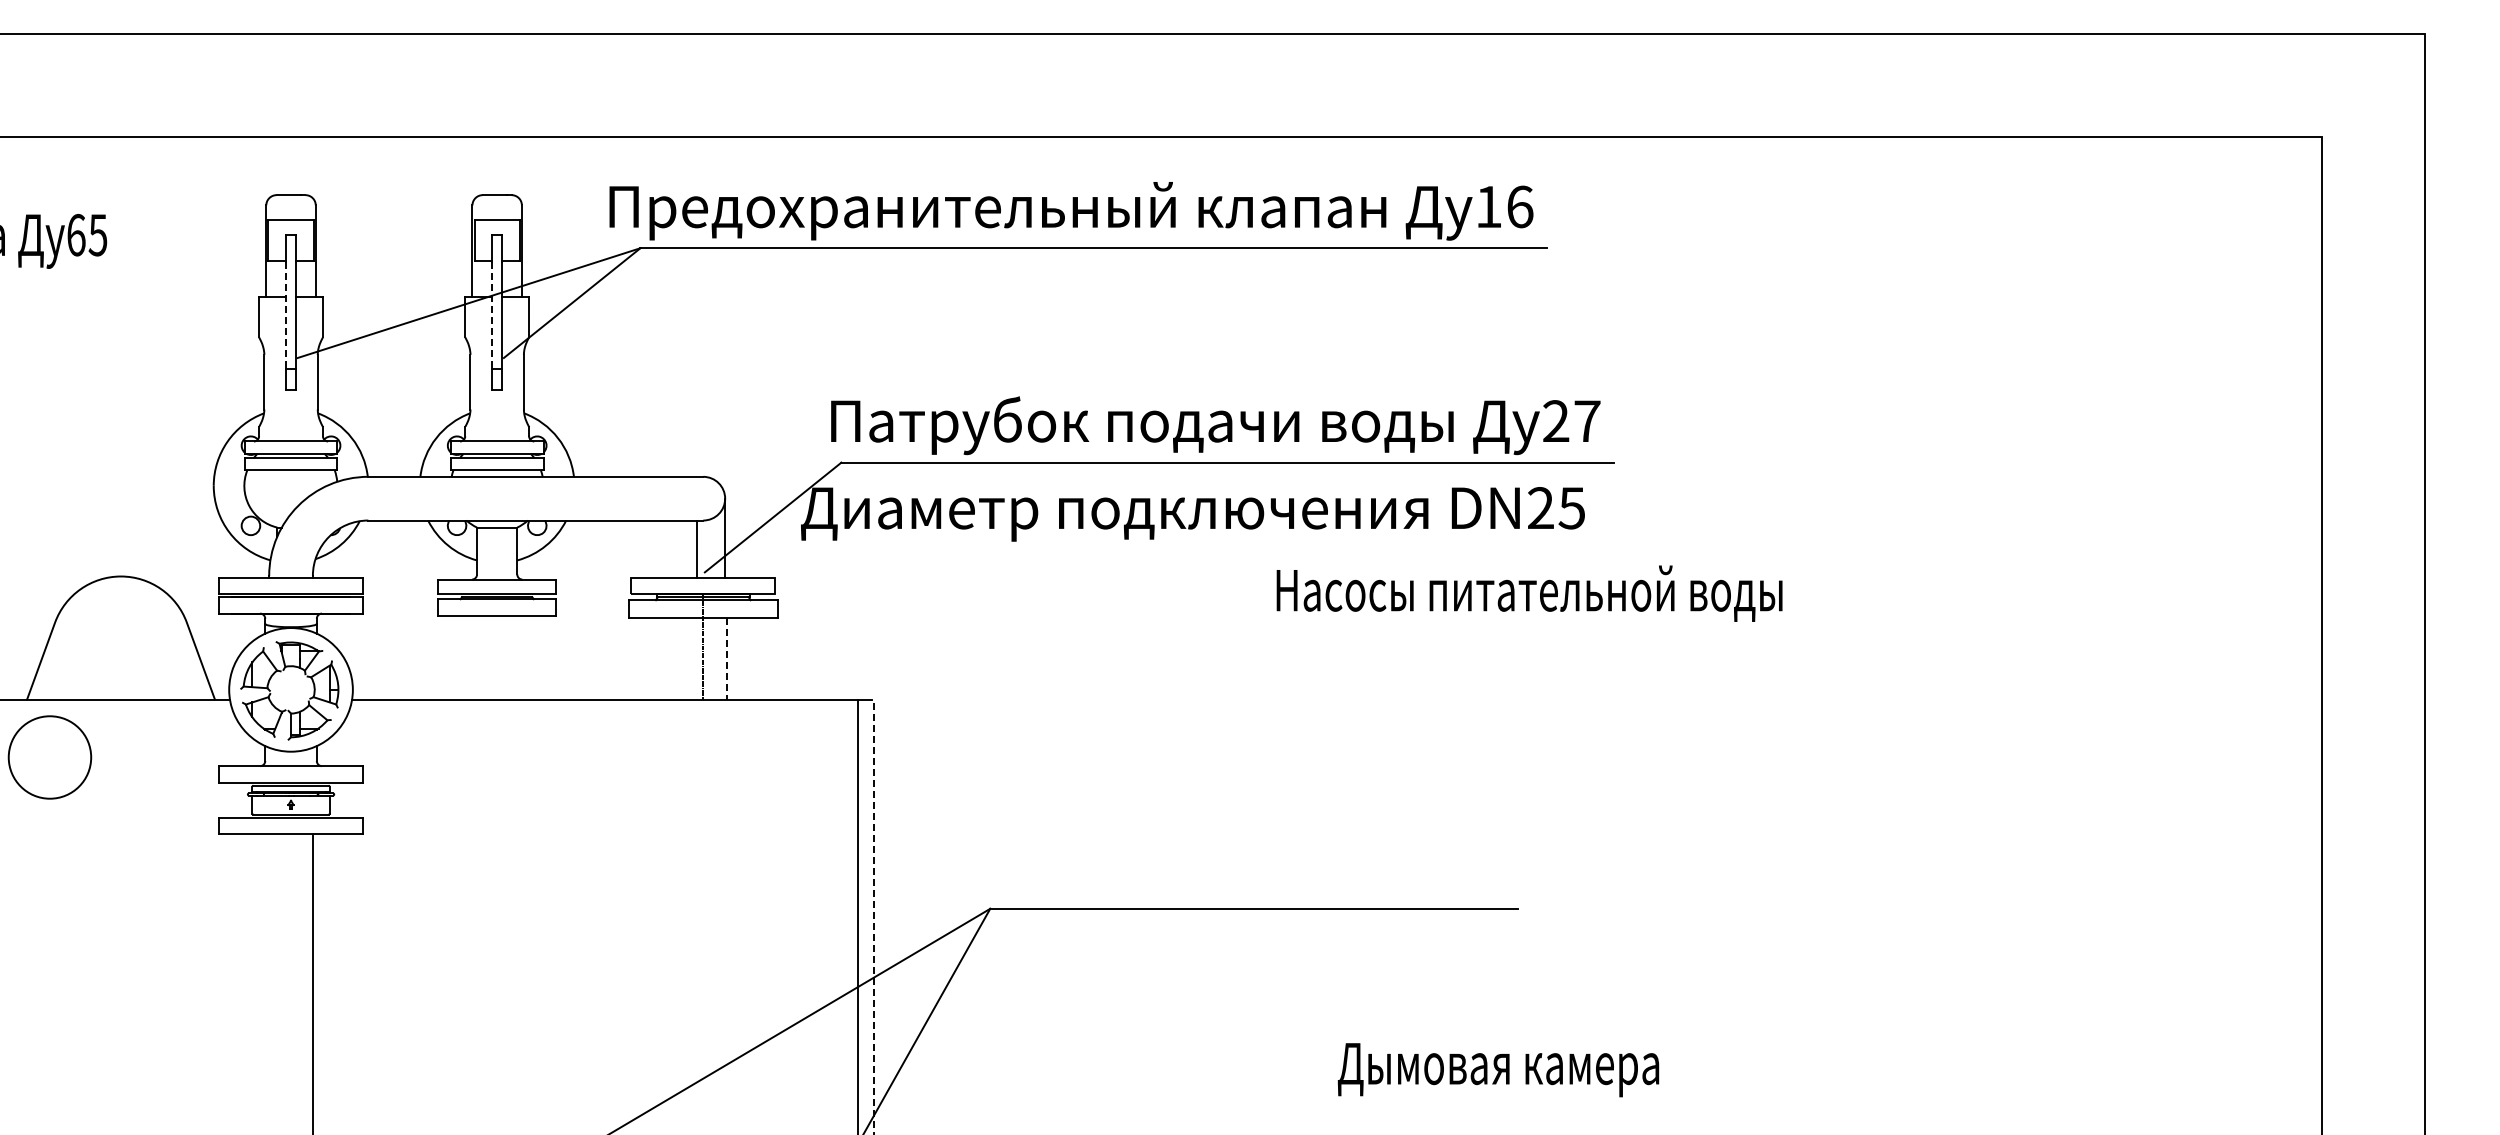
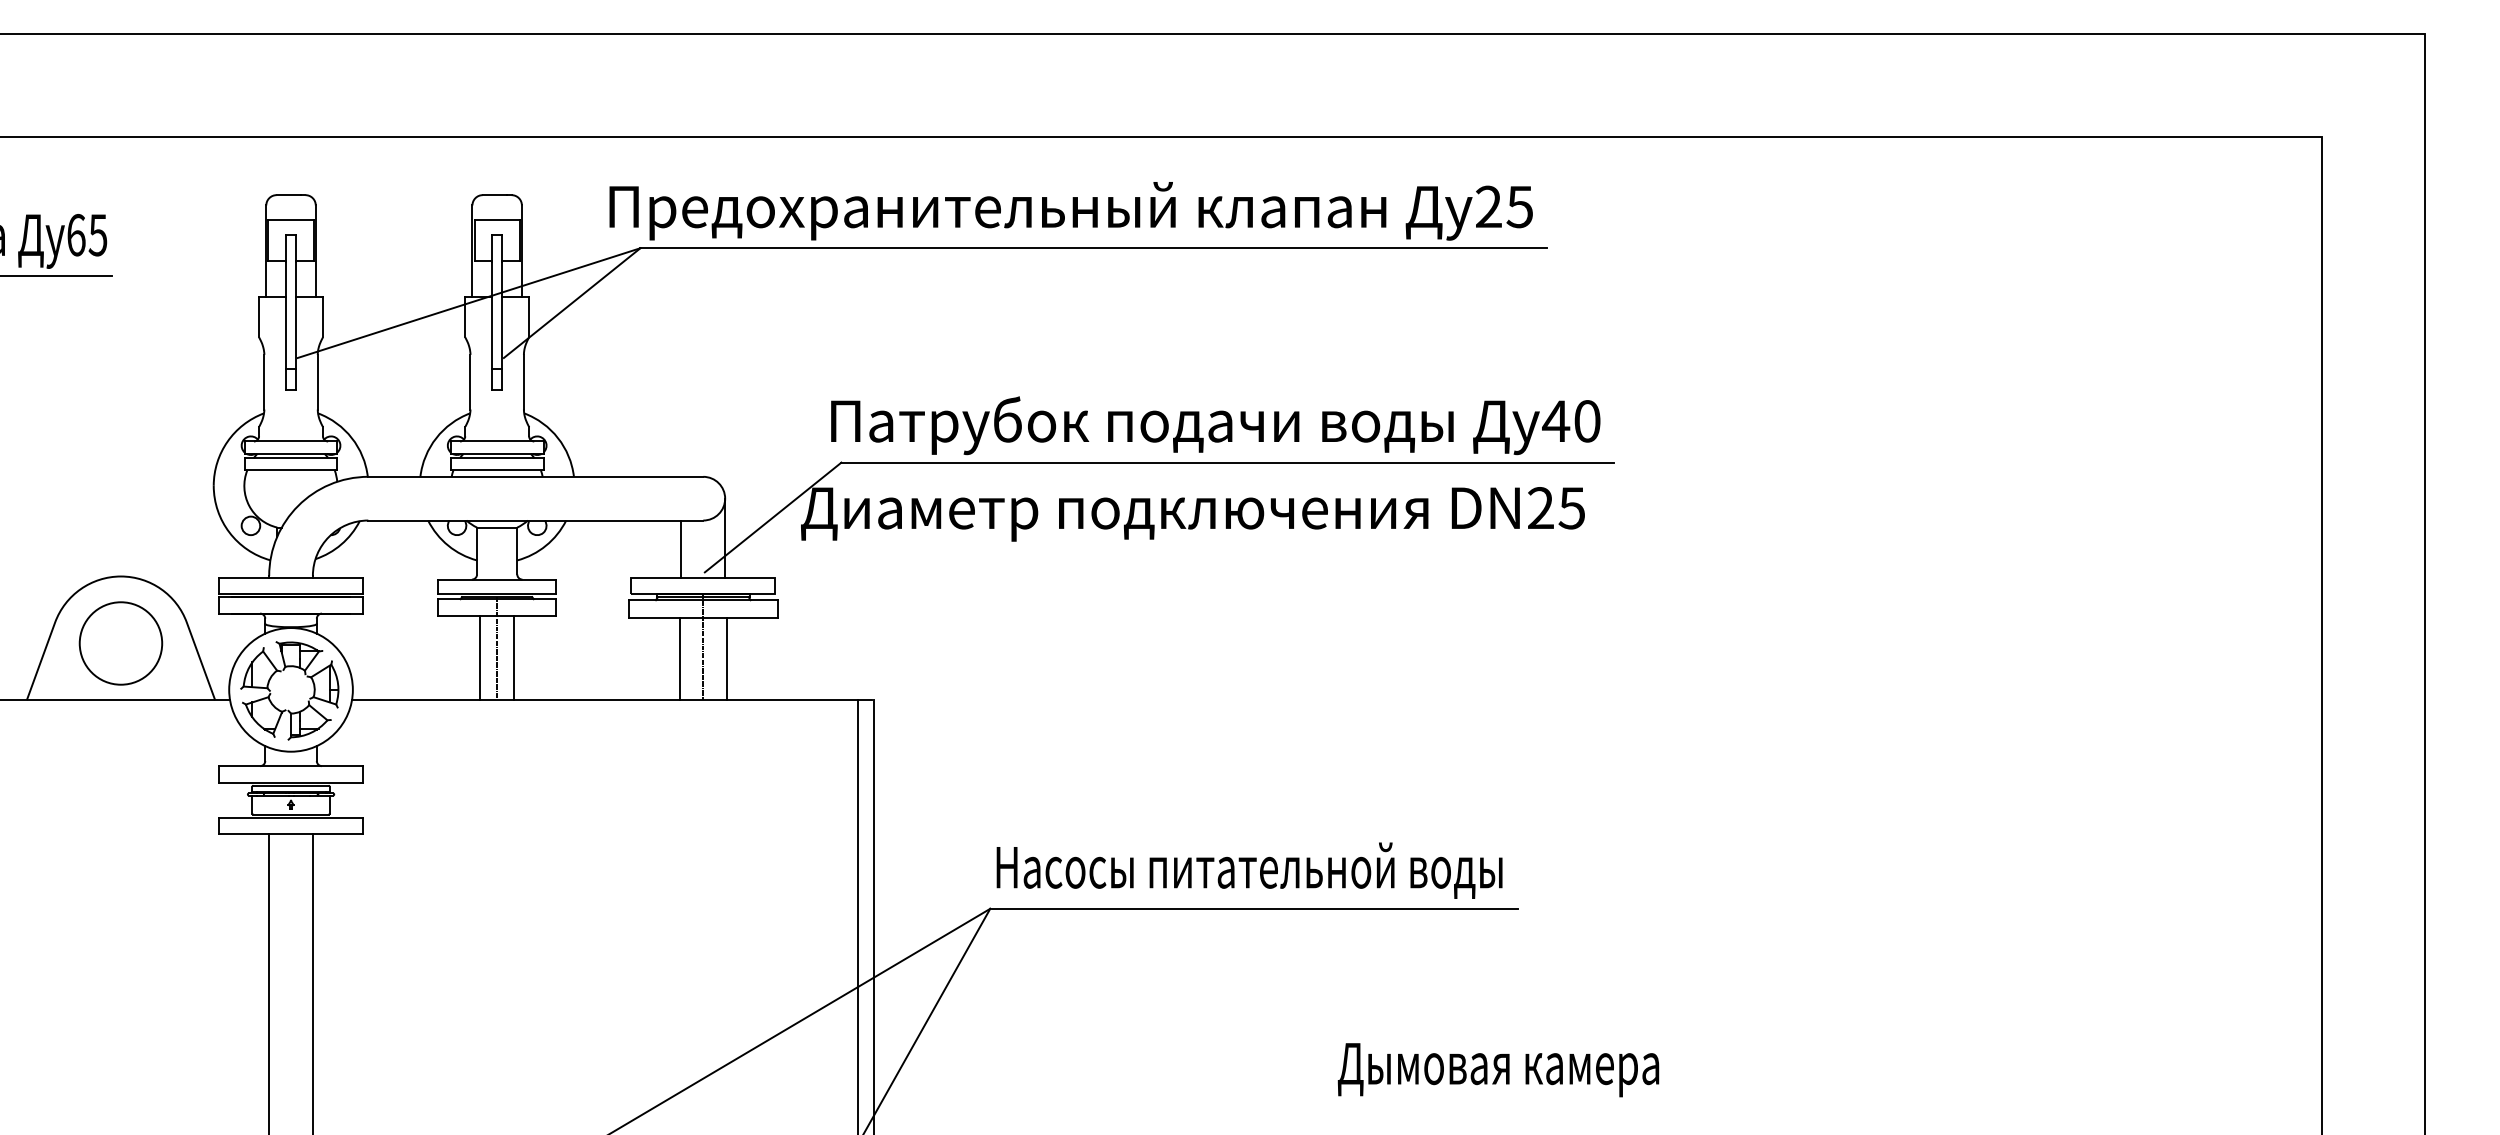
text: 16 -> 25 (1504, 206)
line: none -> present (57, 276)
line: dashed -> solid (285, 315)
line: dashed -> solid (492, 315)
text: 27 -> 40 (1571, 421)
line position: (697, 548) -> (681, 548) (681, 548)
text position: (1529, 593) -> (1249, 870) (1249, 870)
line: none -> present (497, 648)
line: none -> present (479, 657)
line: none -> present (514, 657)
line: none -> present (680, 658)
line: dashed -> solid (726, 659)
circle position: (49, 757) -> (120, 643) (120, 643)
line: dashed -> solid (874, 917)
line: none -> present (269, 982)
